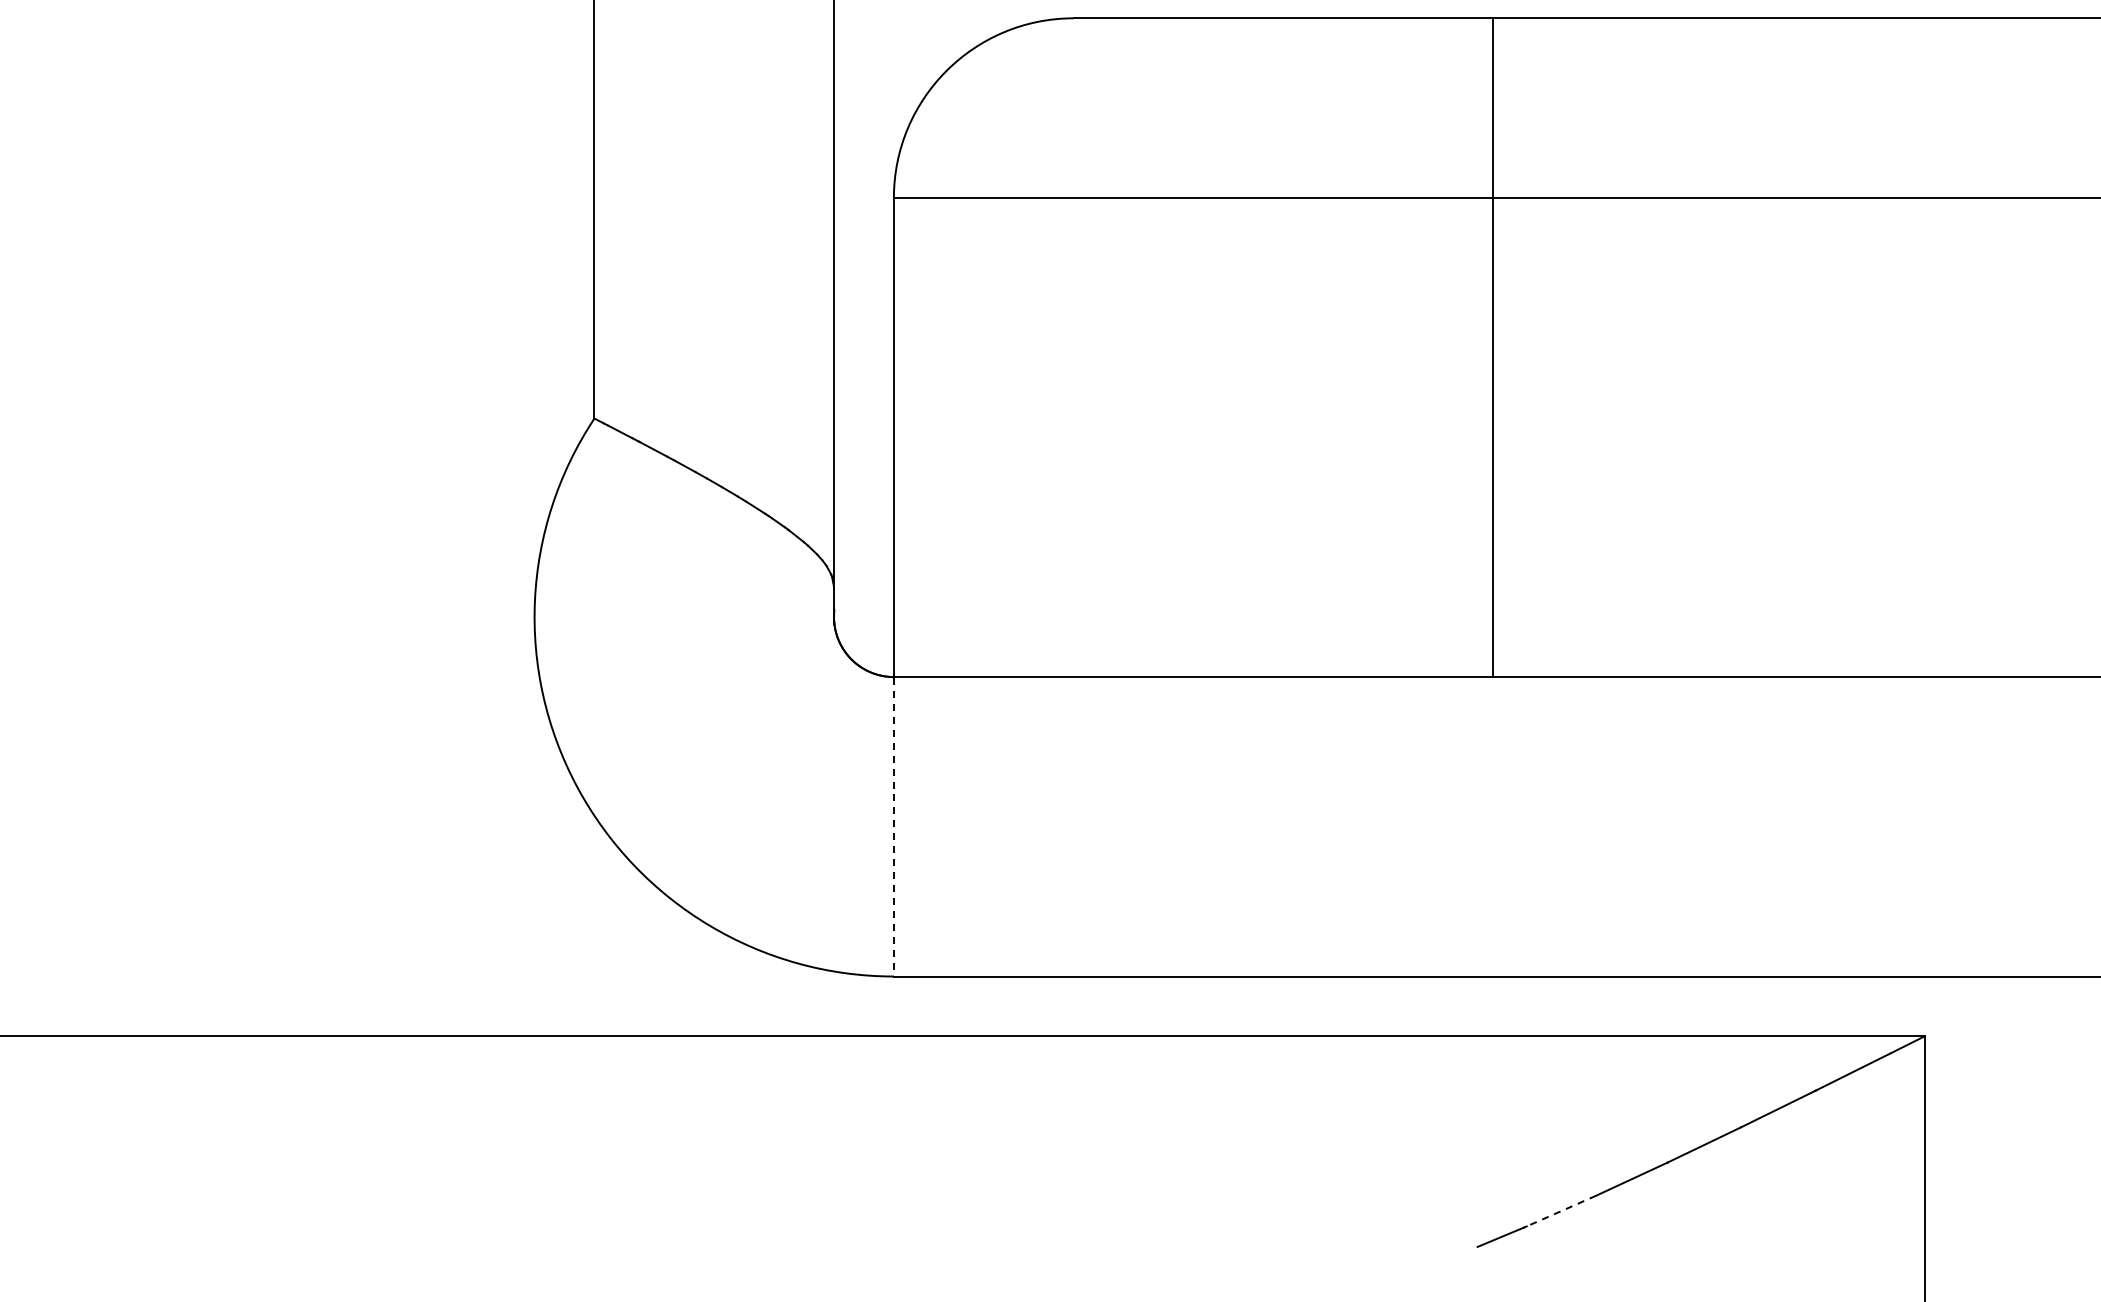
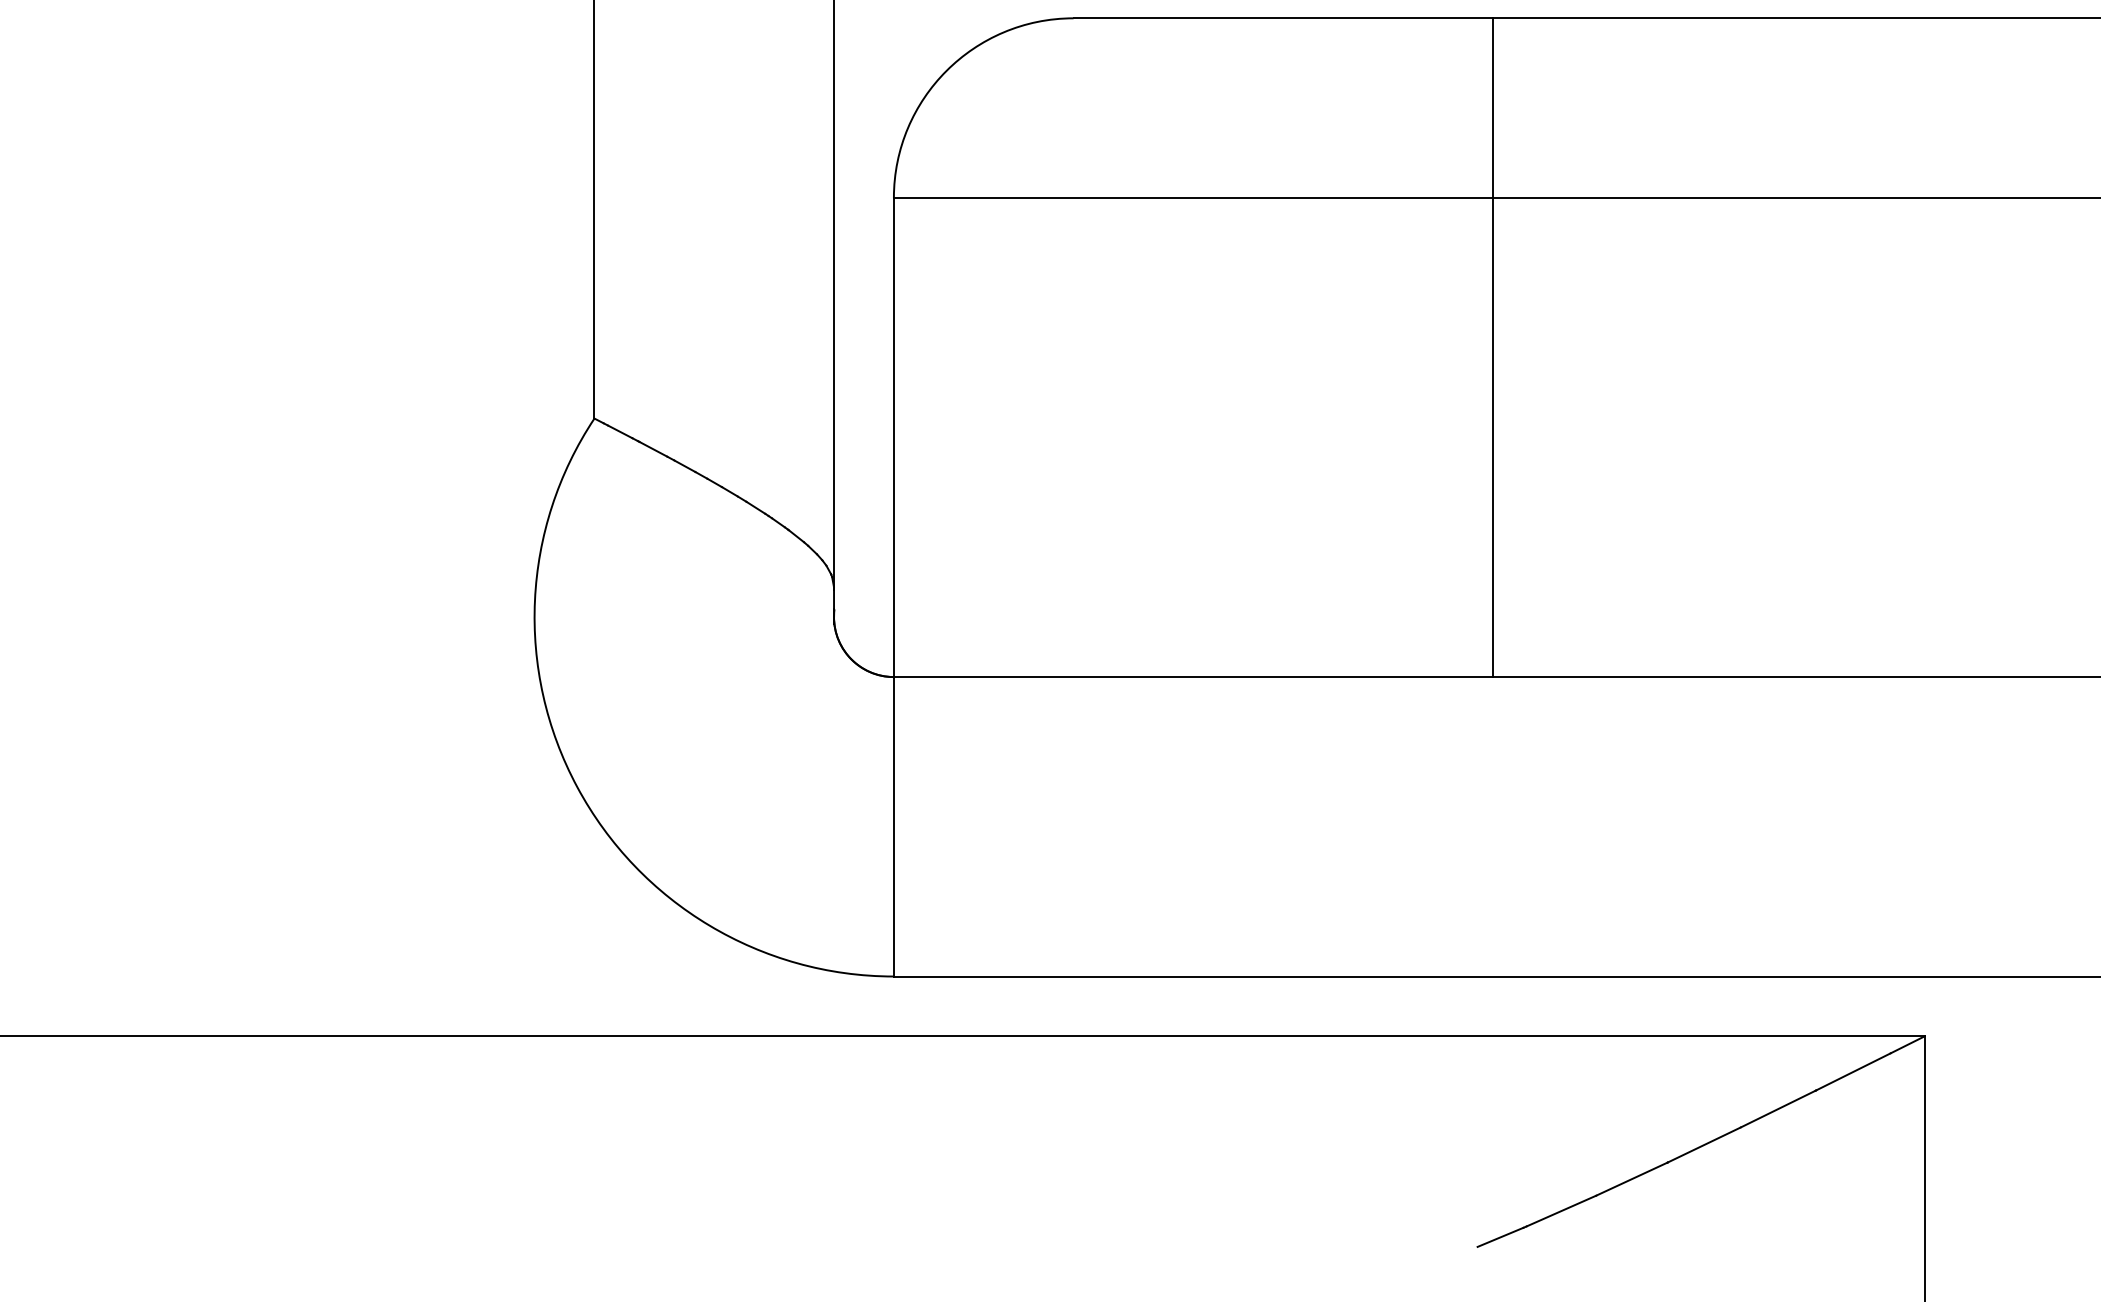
line: dashed -> solid (893, 827)
line: dashed -> solid (1561, 1211)
